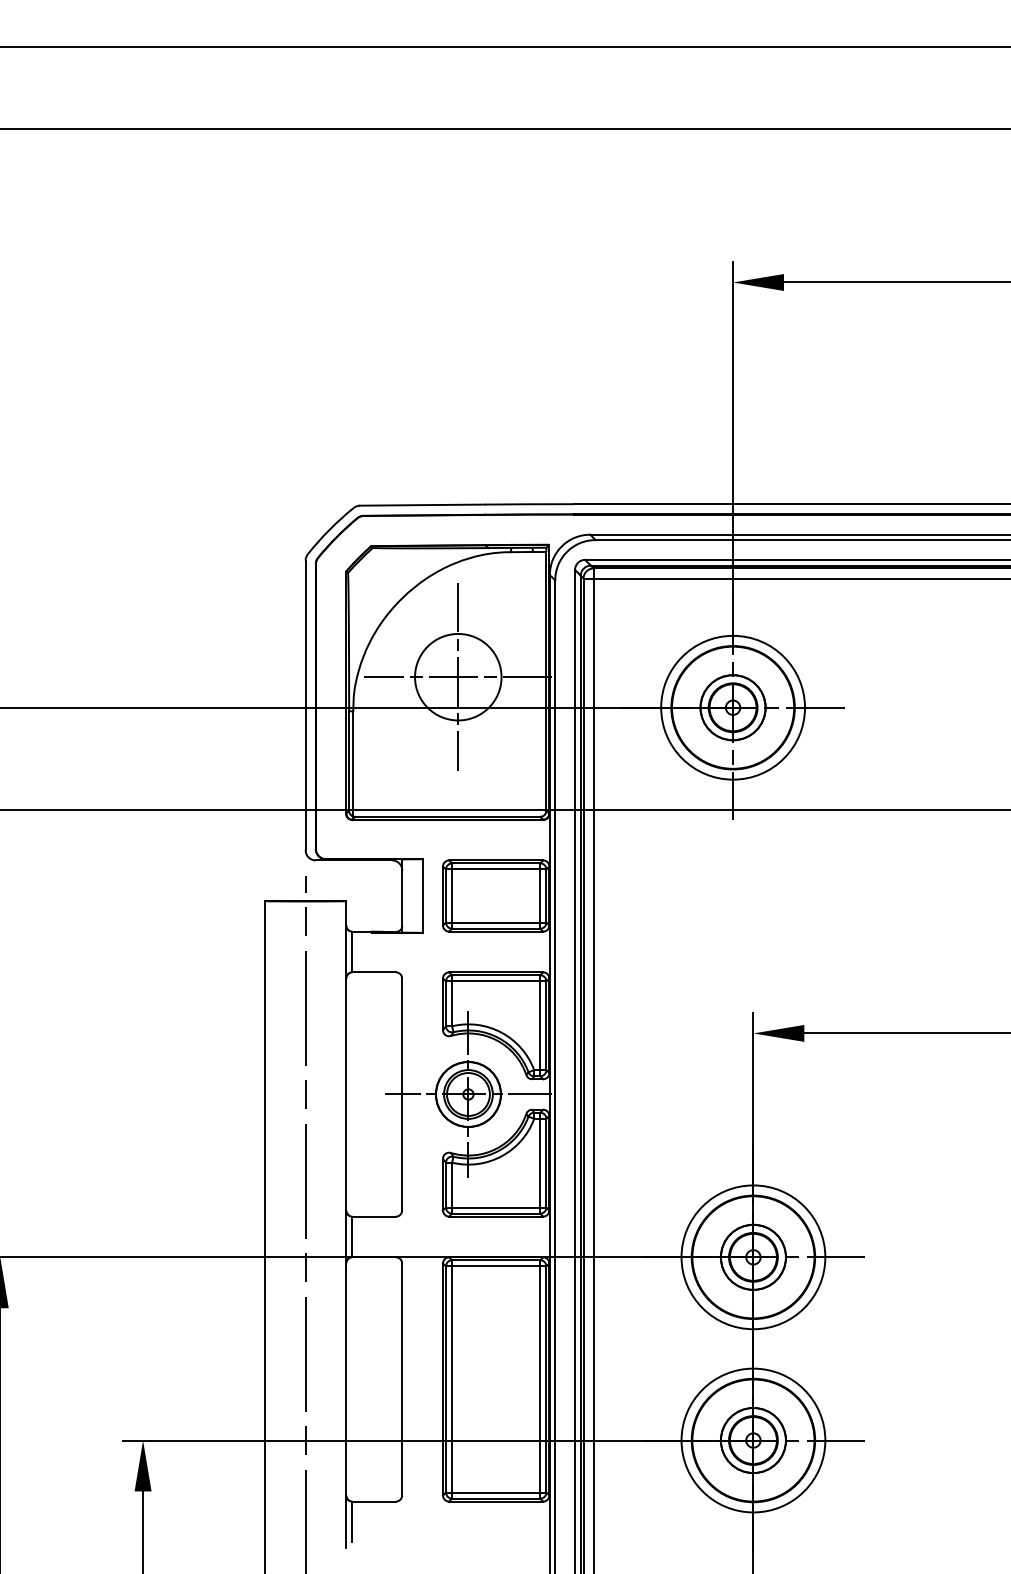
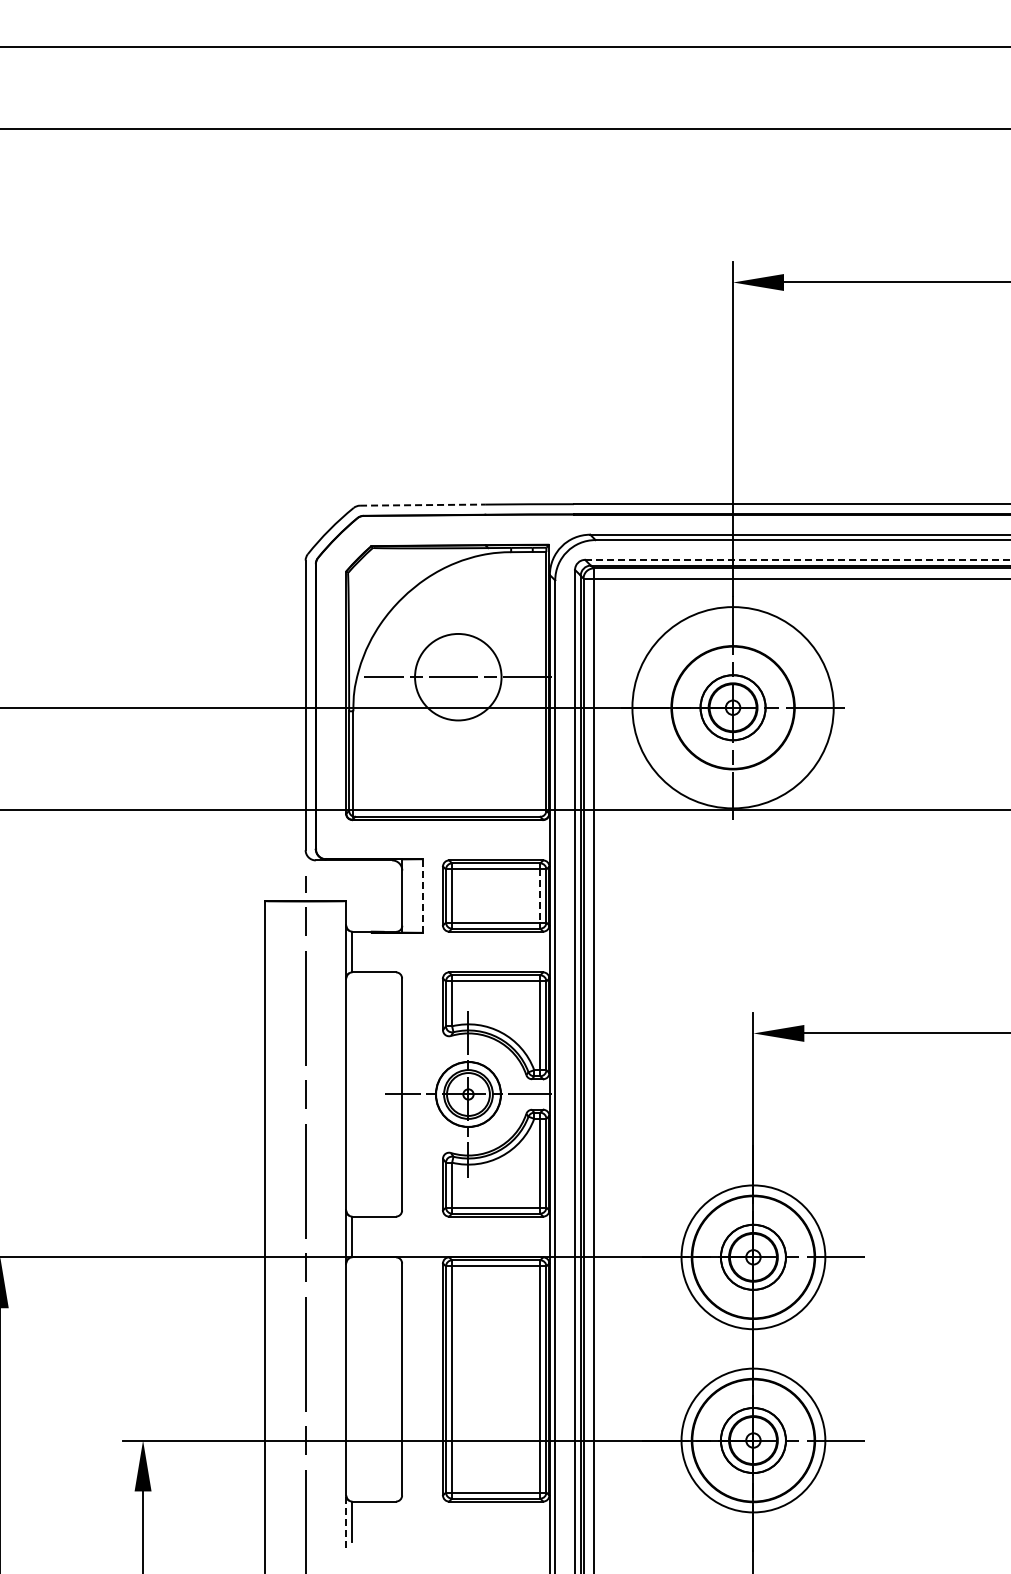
line: solid -> dashed (422, 505)
line: solid -> dashed (798, 559)
line: present -> none (458, 677)
circle diameter: 144 px -> 201 px (732, 707)
line: solid -> dashed (422, 896)
line: solid -> dashed (540, 896)
line: solid -> dashed (345, 1521)
